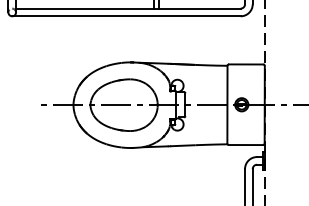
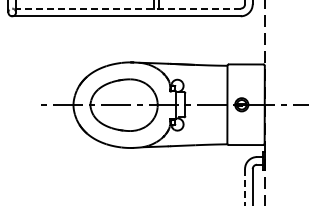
line: solid -> dashed (127, 8)
line: solid -> dashed (245, 187)
